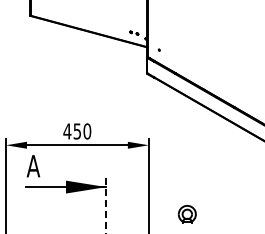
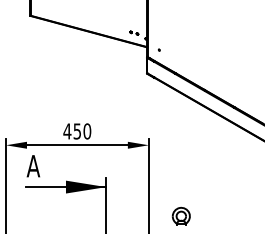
line: dashed -> solid (106, 205)
part position: (186, 213) -> (180, 215) (180, 215)
